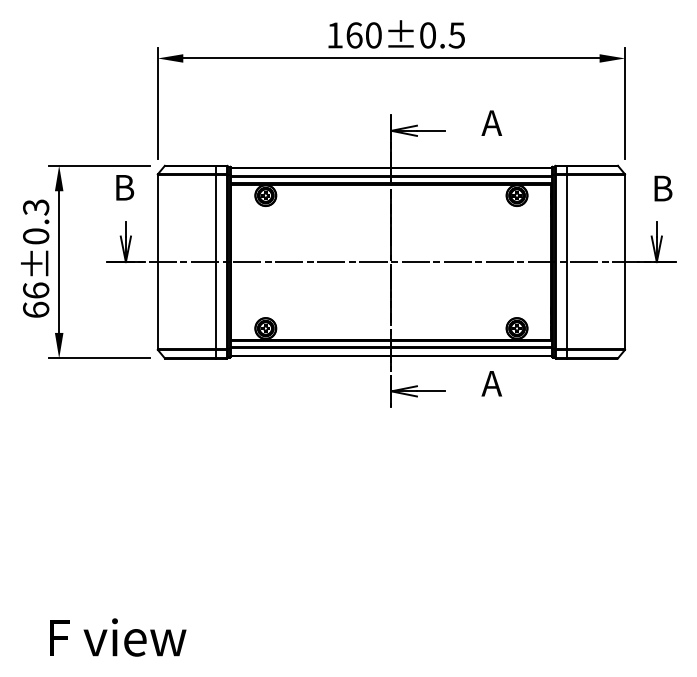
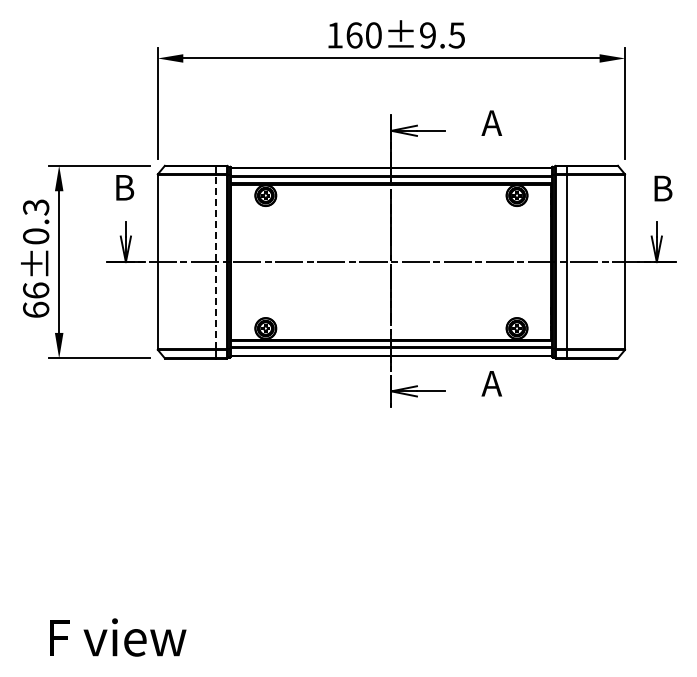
text: 160±0.5 -> 160±9.5 (427, 35)
line: solid -> dashed (216, 261)
